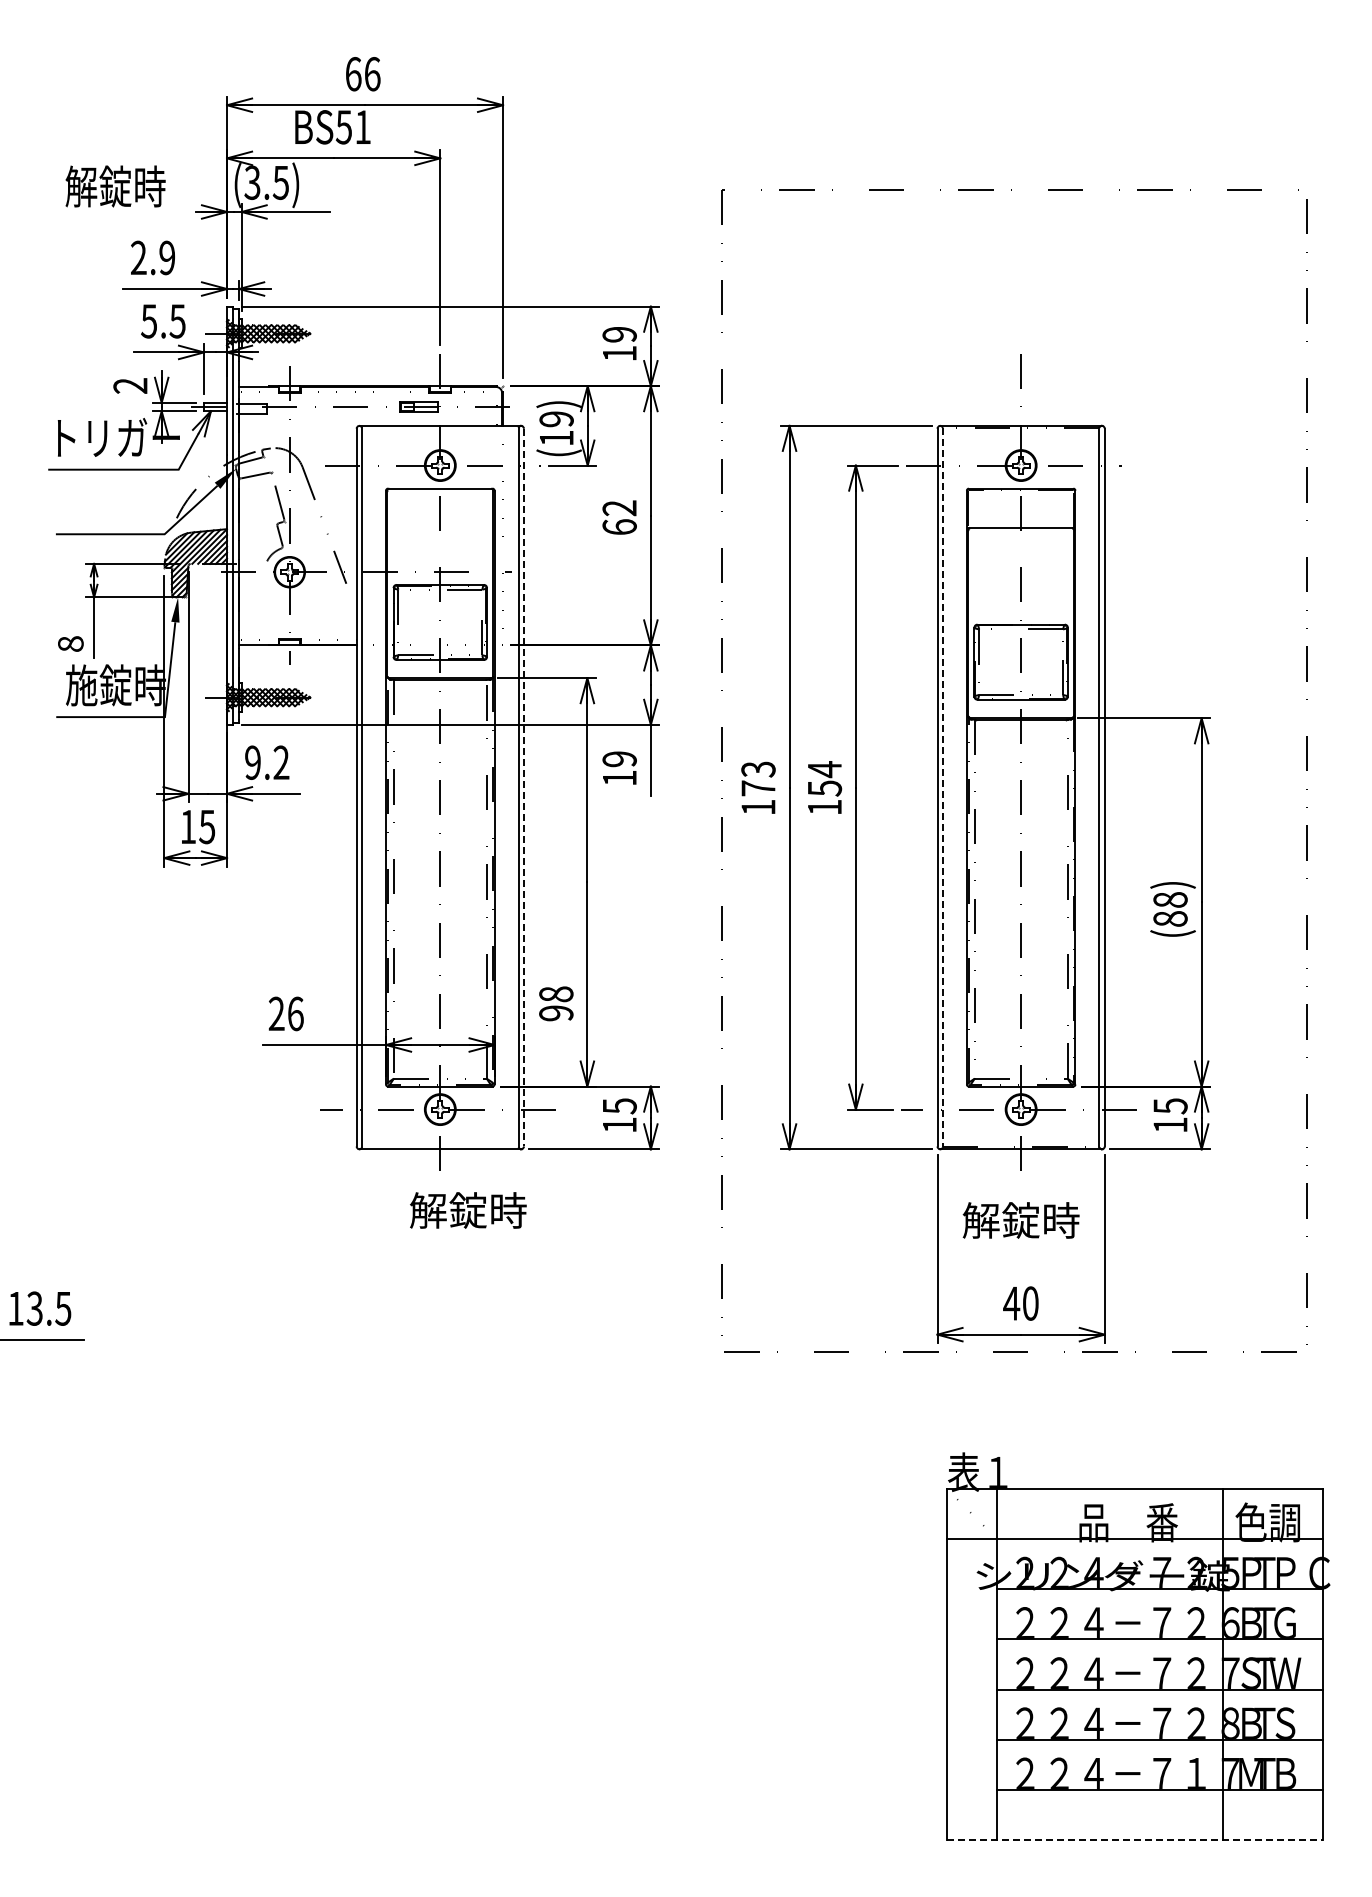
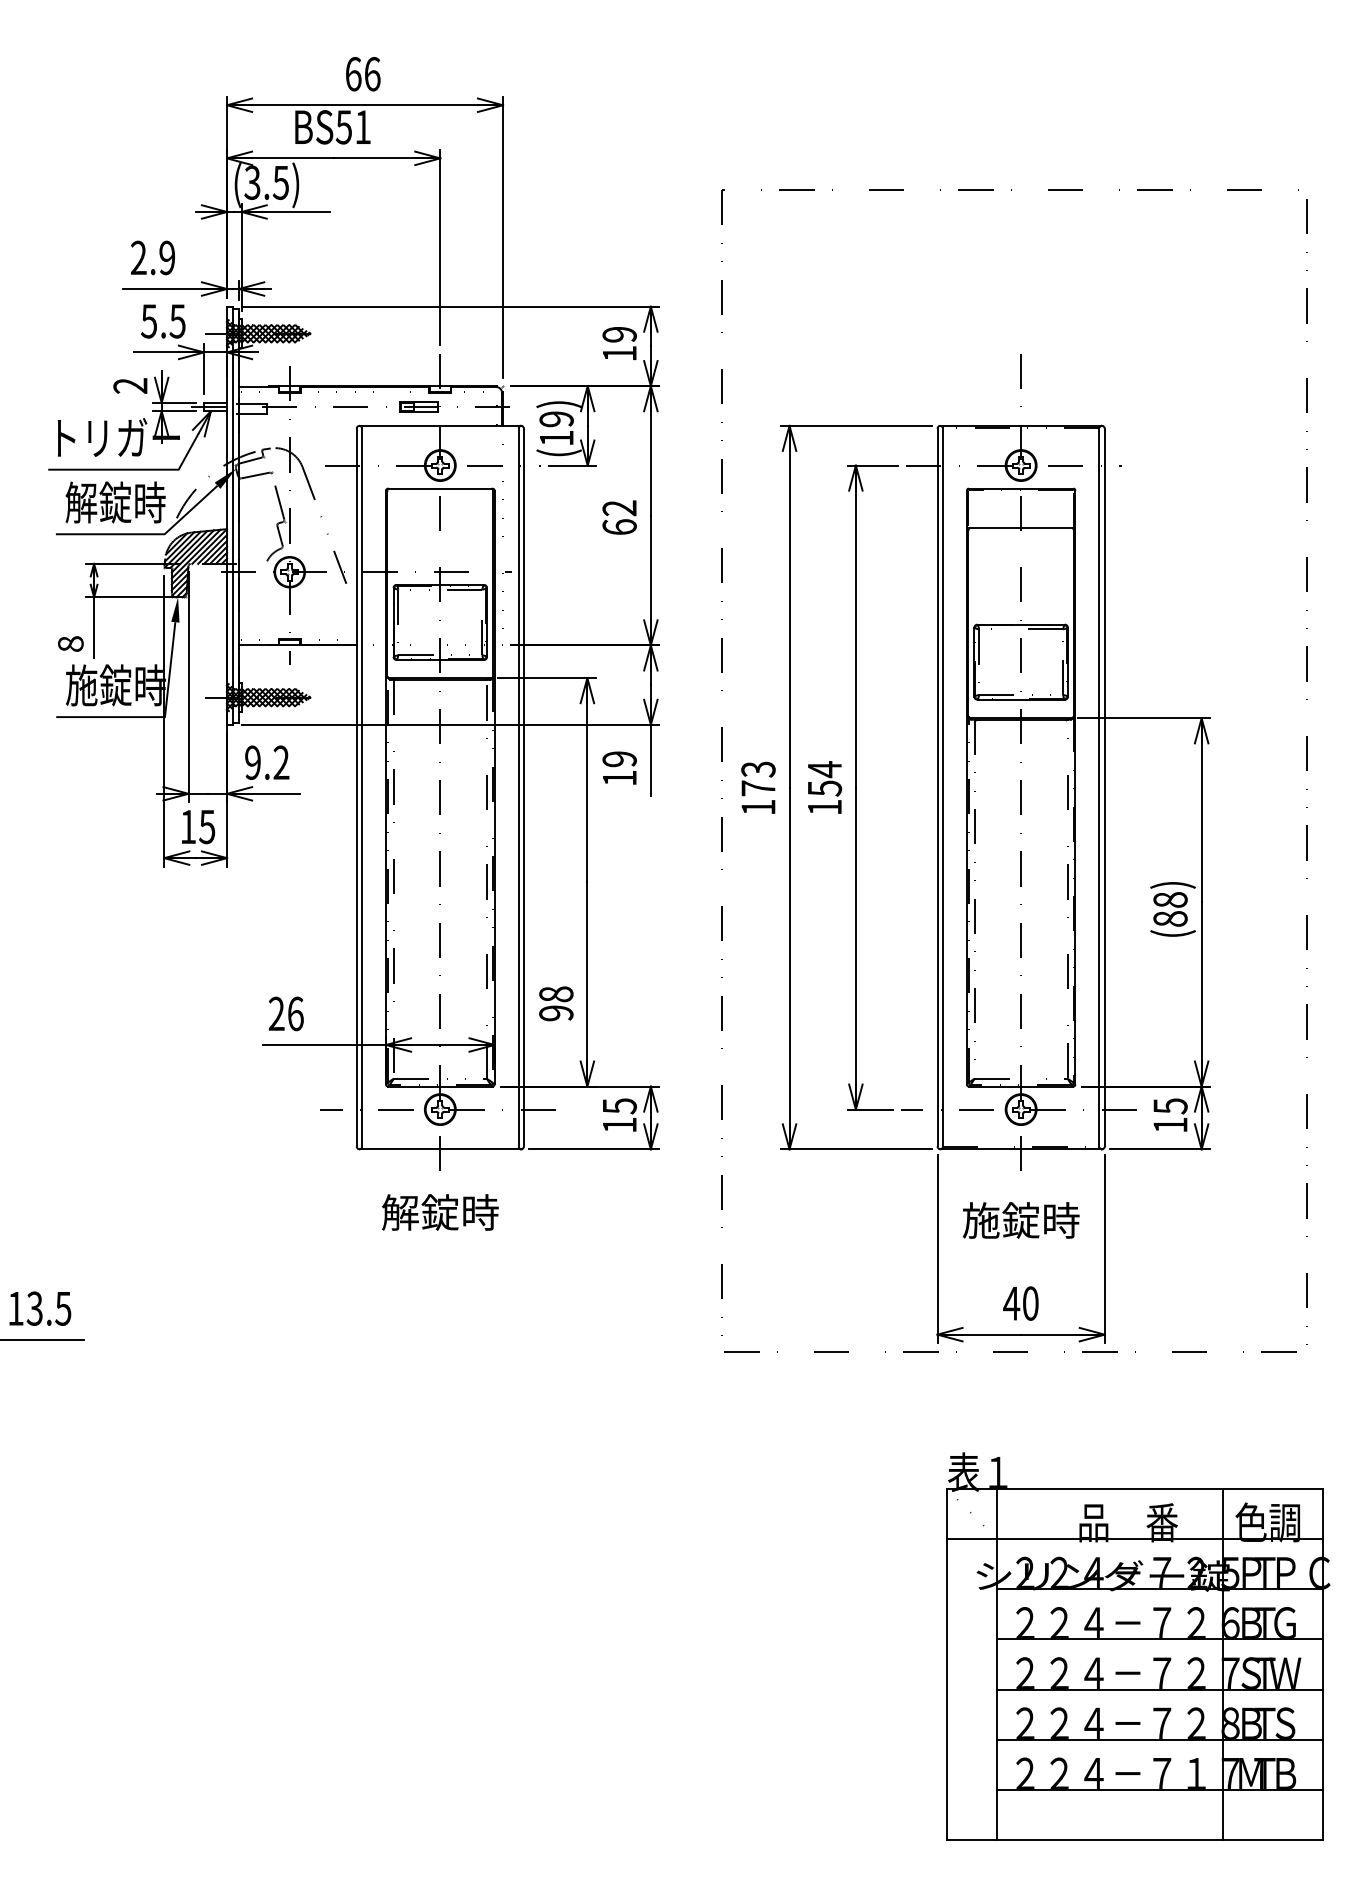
text position: (115, 186) -> (115, 502) (115, 502)
line: dashed -> solid (523, 787)
line: dashed -> solid (942, 787)
text position: (468, 1210) -> (440, 1212) (440, 1212)
text: 解錠時 -> 施錠時 (980, 1220)
line: dashed -> solid (1135, 1840)
